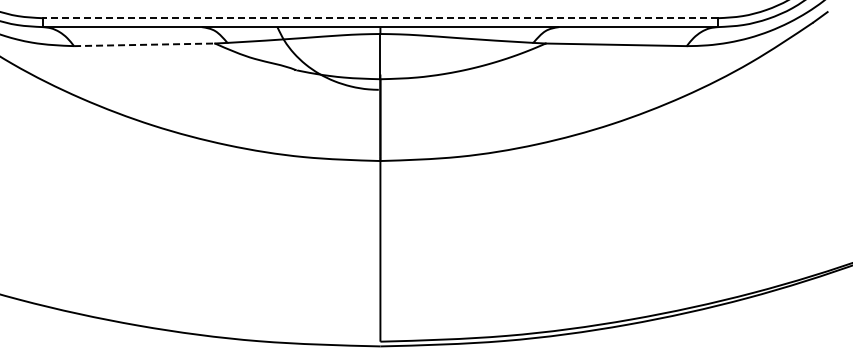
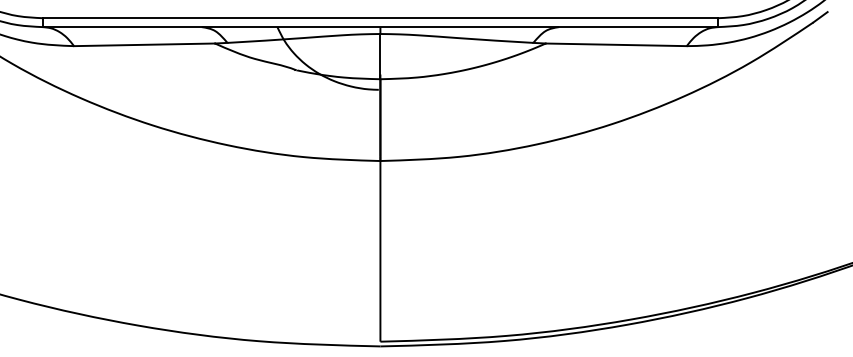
line: dashed -> solid (380, 18)
line: dashed -> solid (144, 44)
